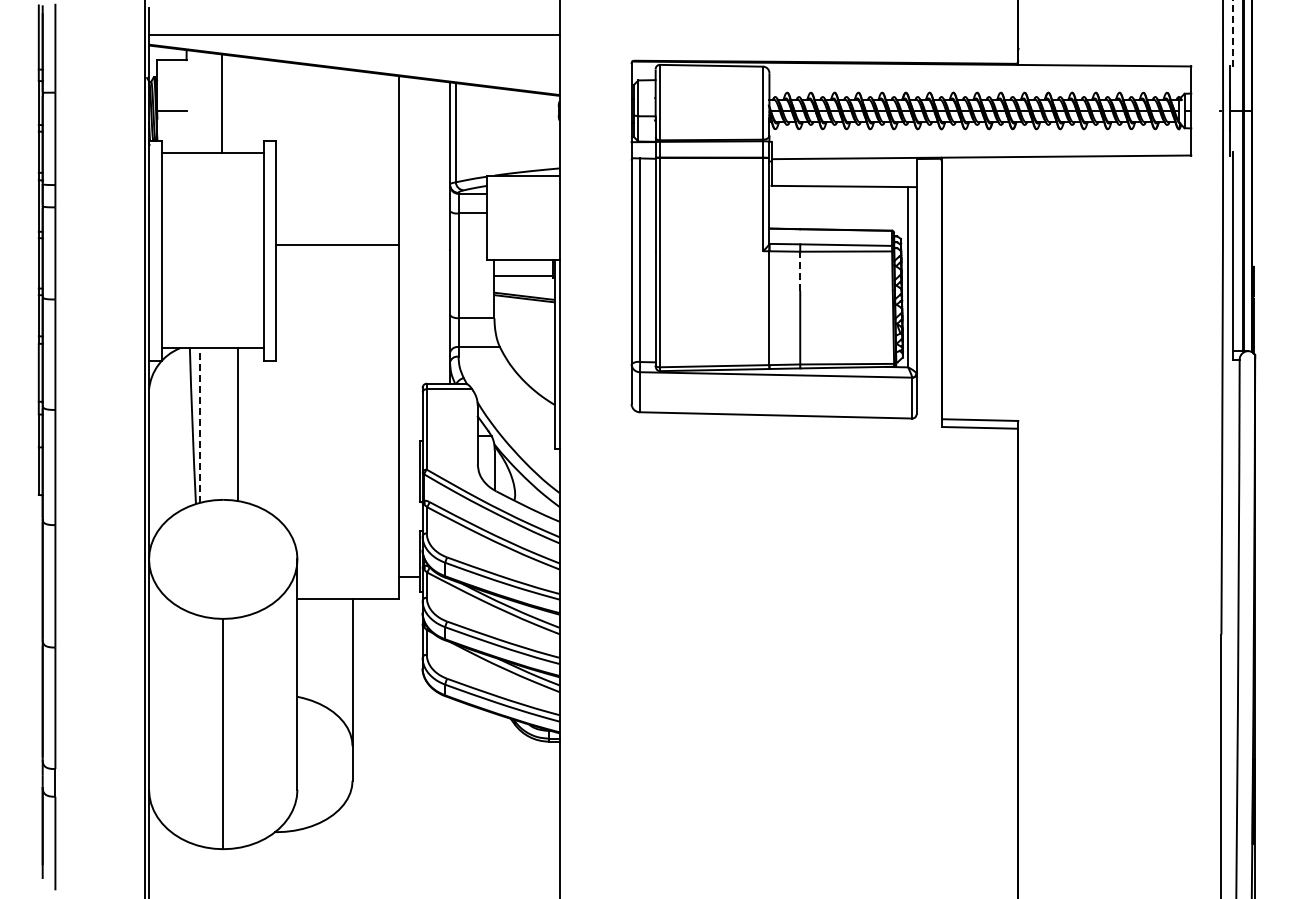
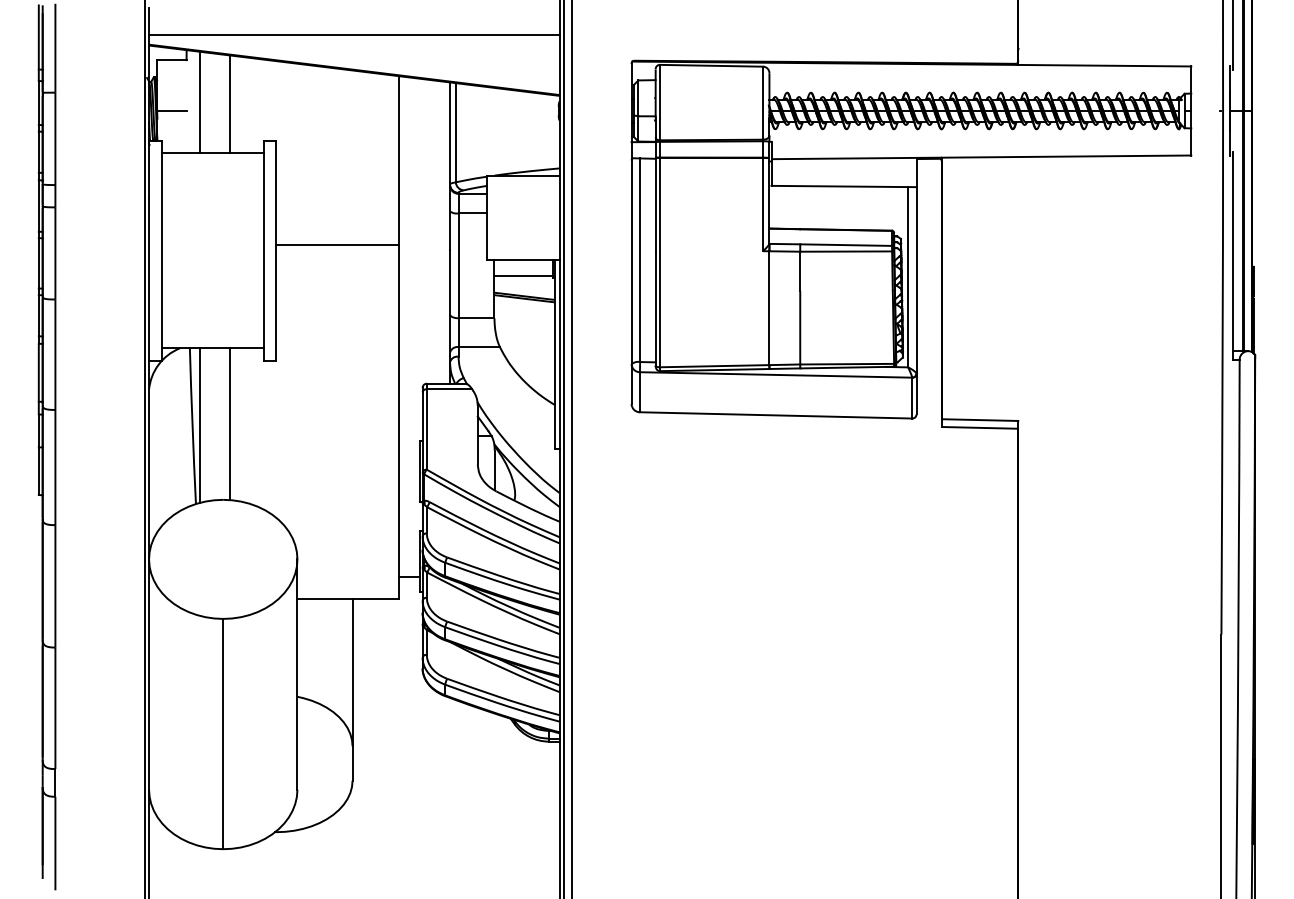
line: dashed -> solid (1233, 35)
line: none -> present (199, 102)
line position: (221, 104) -> (229, 104) (229, 104)
line: dashed -> solid (800, 270)
line position: (237, 424) -> (229, 424) (229, 424)
line: dashed -> solid (199, 425)
line: none -> present (563, 448)
line: none -> present (572, 448)
